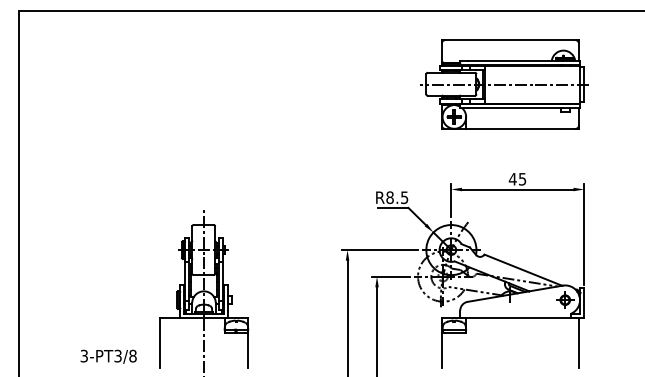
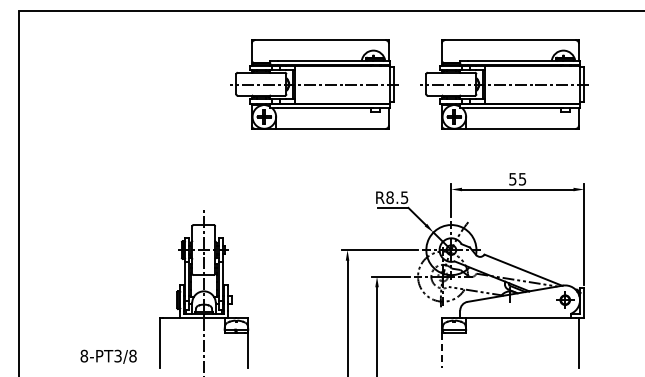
part: none -> present (314, 84)
text: 45 -> 55 (512, 179)
line: solid -> dashed (441, 350)
text: 3-PT3/8 -> 8-PT3/8 (84, 356)
